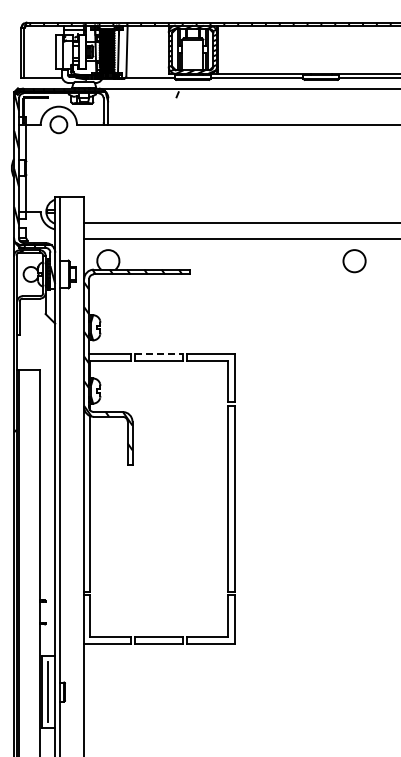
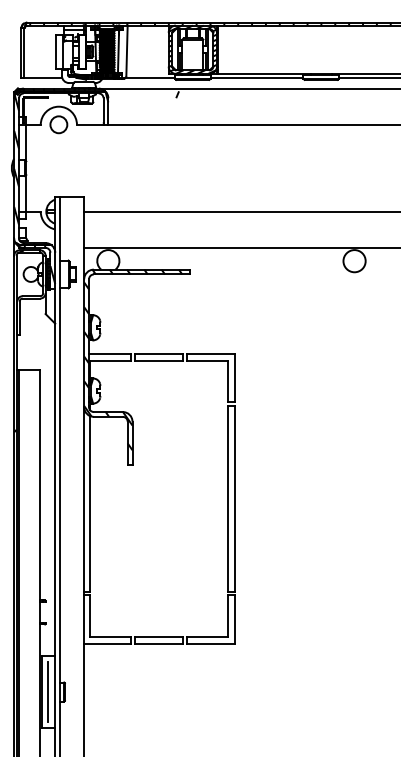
line position: (240, 222) -> (240, 211) (240, 211)
line position: (240, 238) -> (240, 247) (240, 247)
line: dashed -> solid (159, 354)
